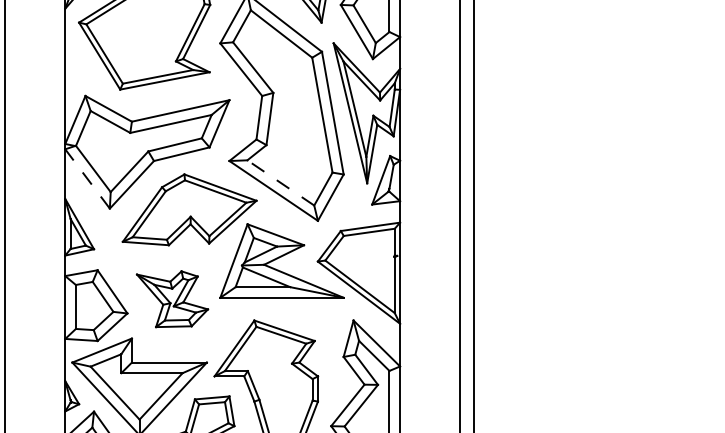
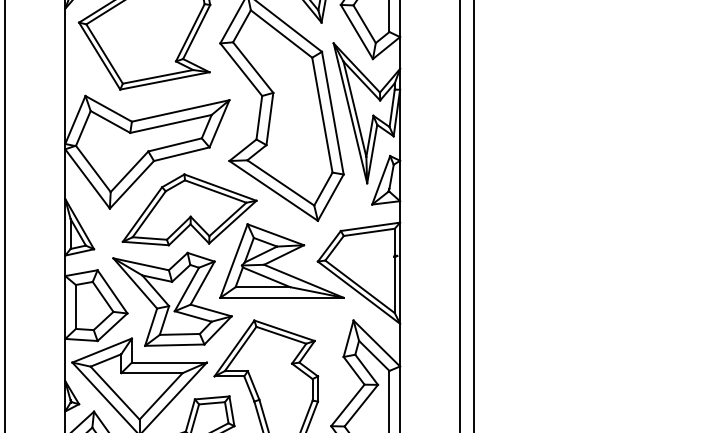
line: dashed -> solid (87, 178)
line: dashed -> solid (280, 182)
part size: 75x59 px -> 121x96 px (172, 298)
